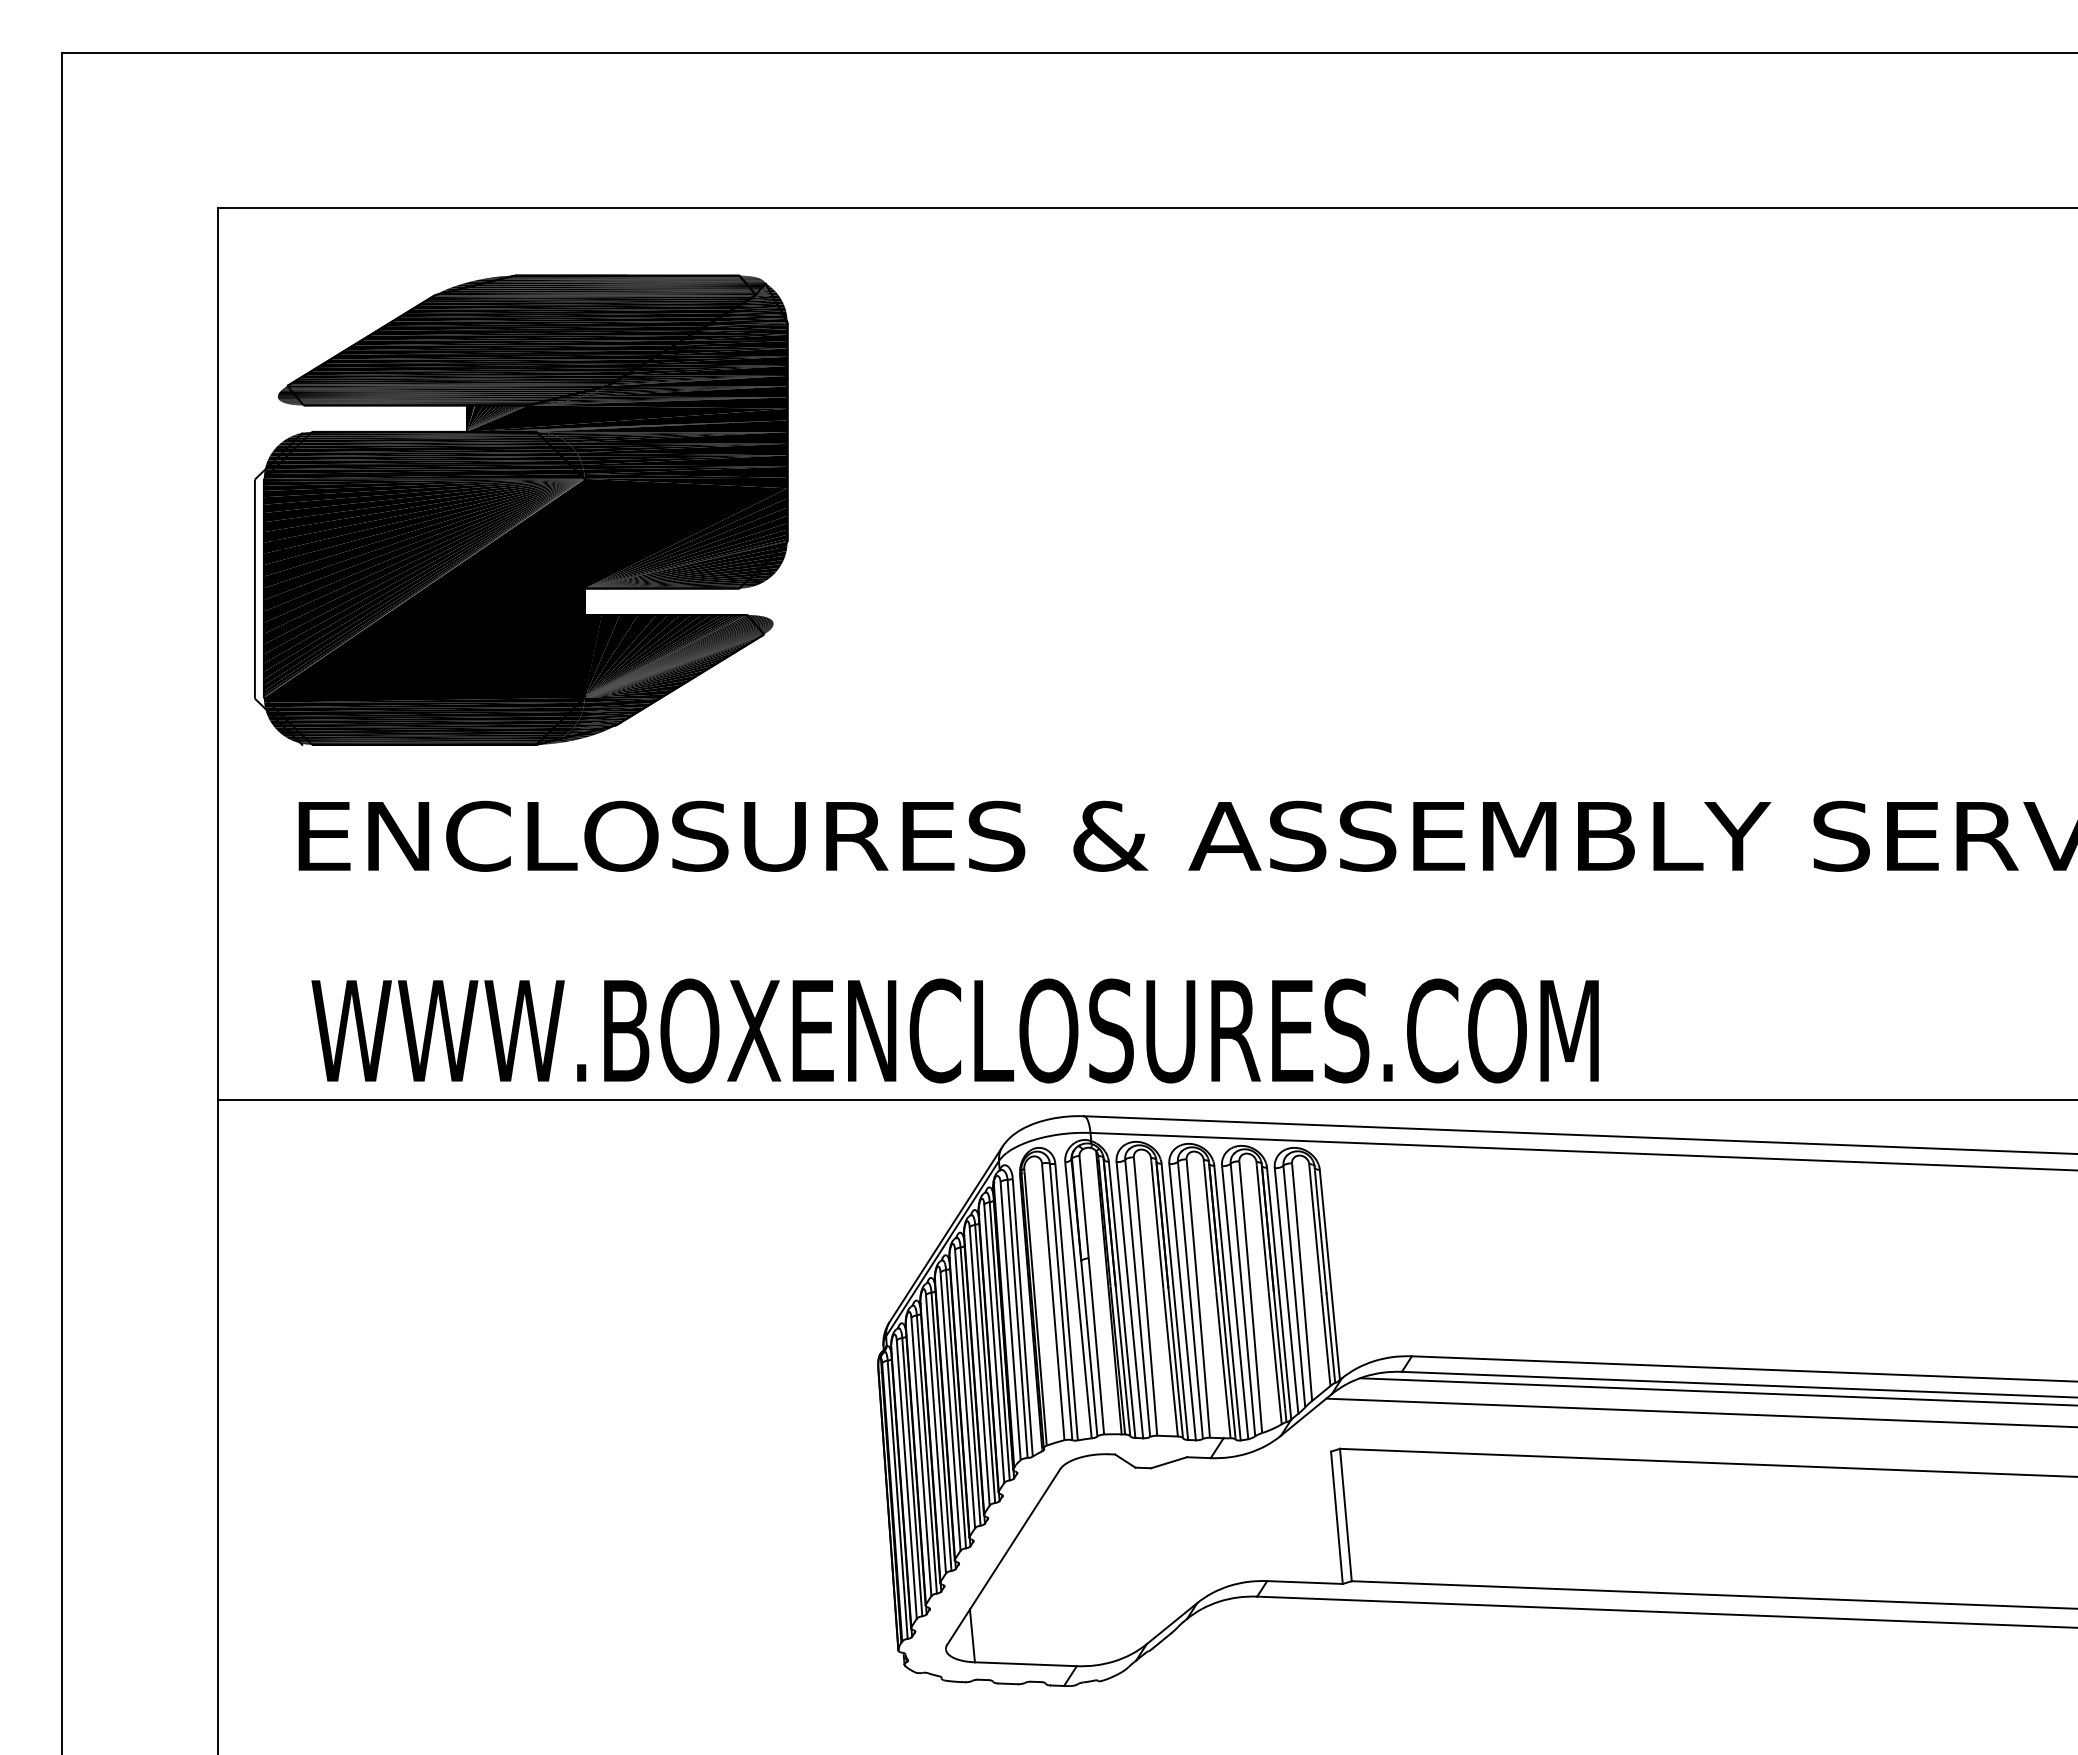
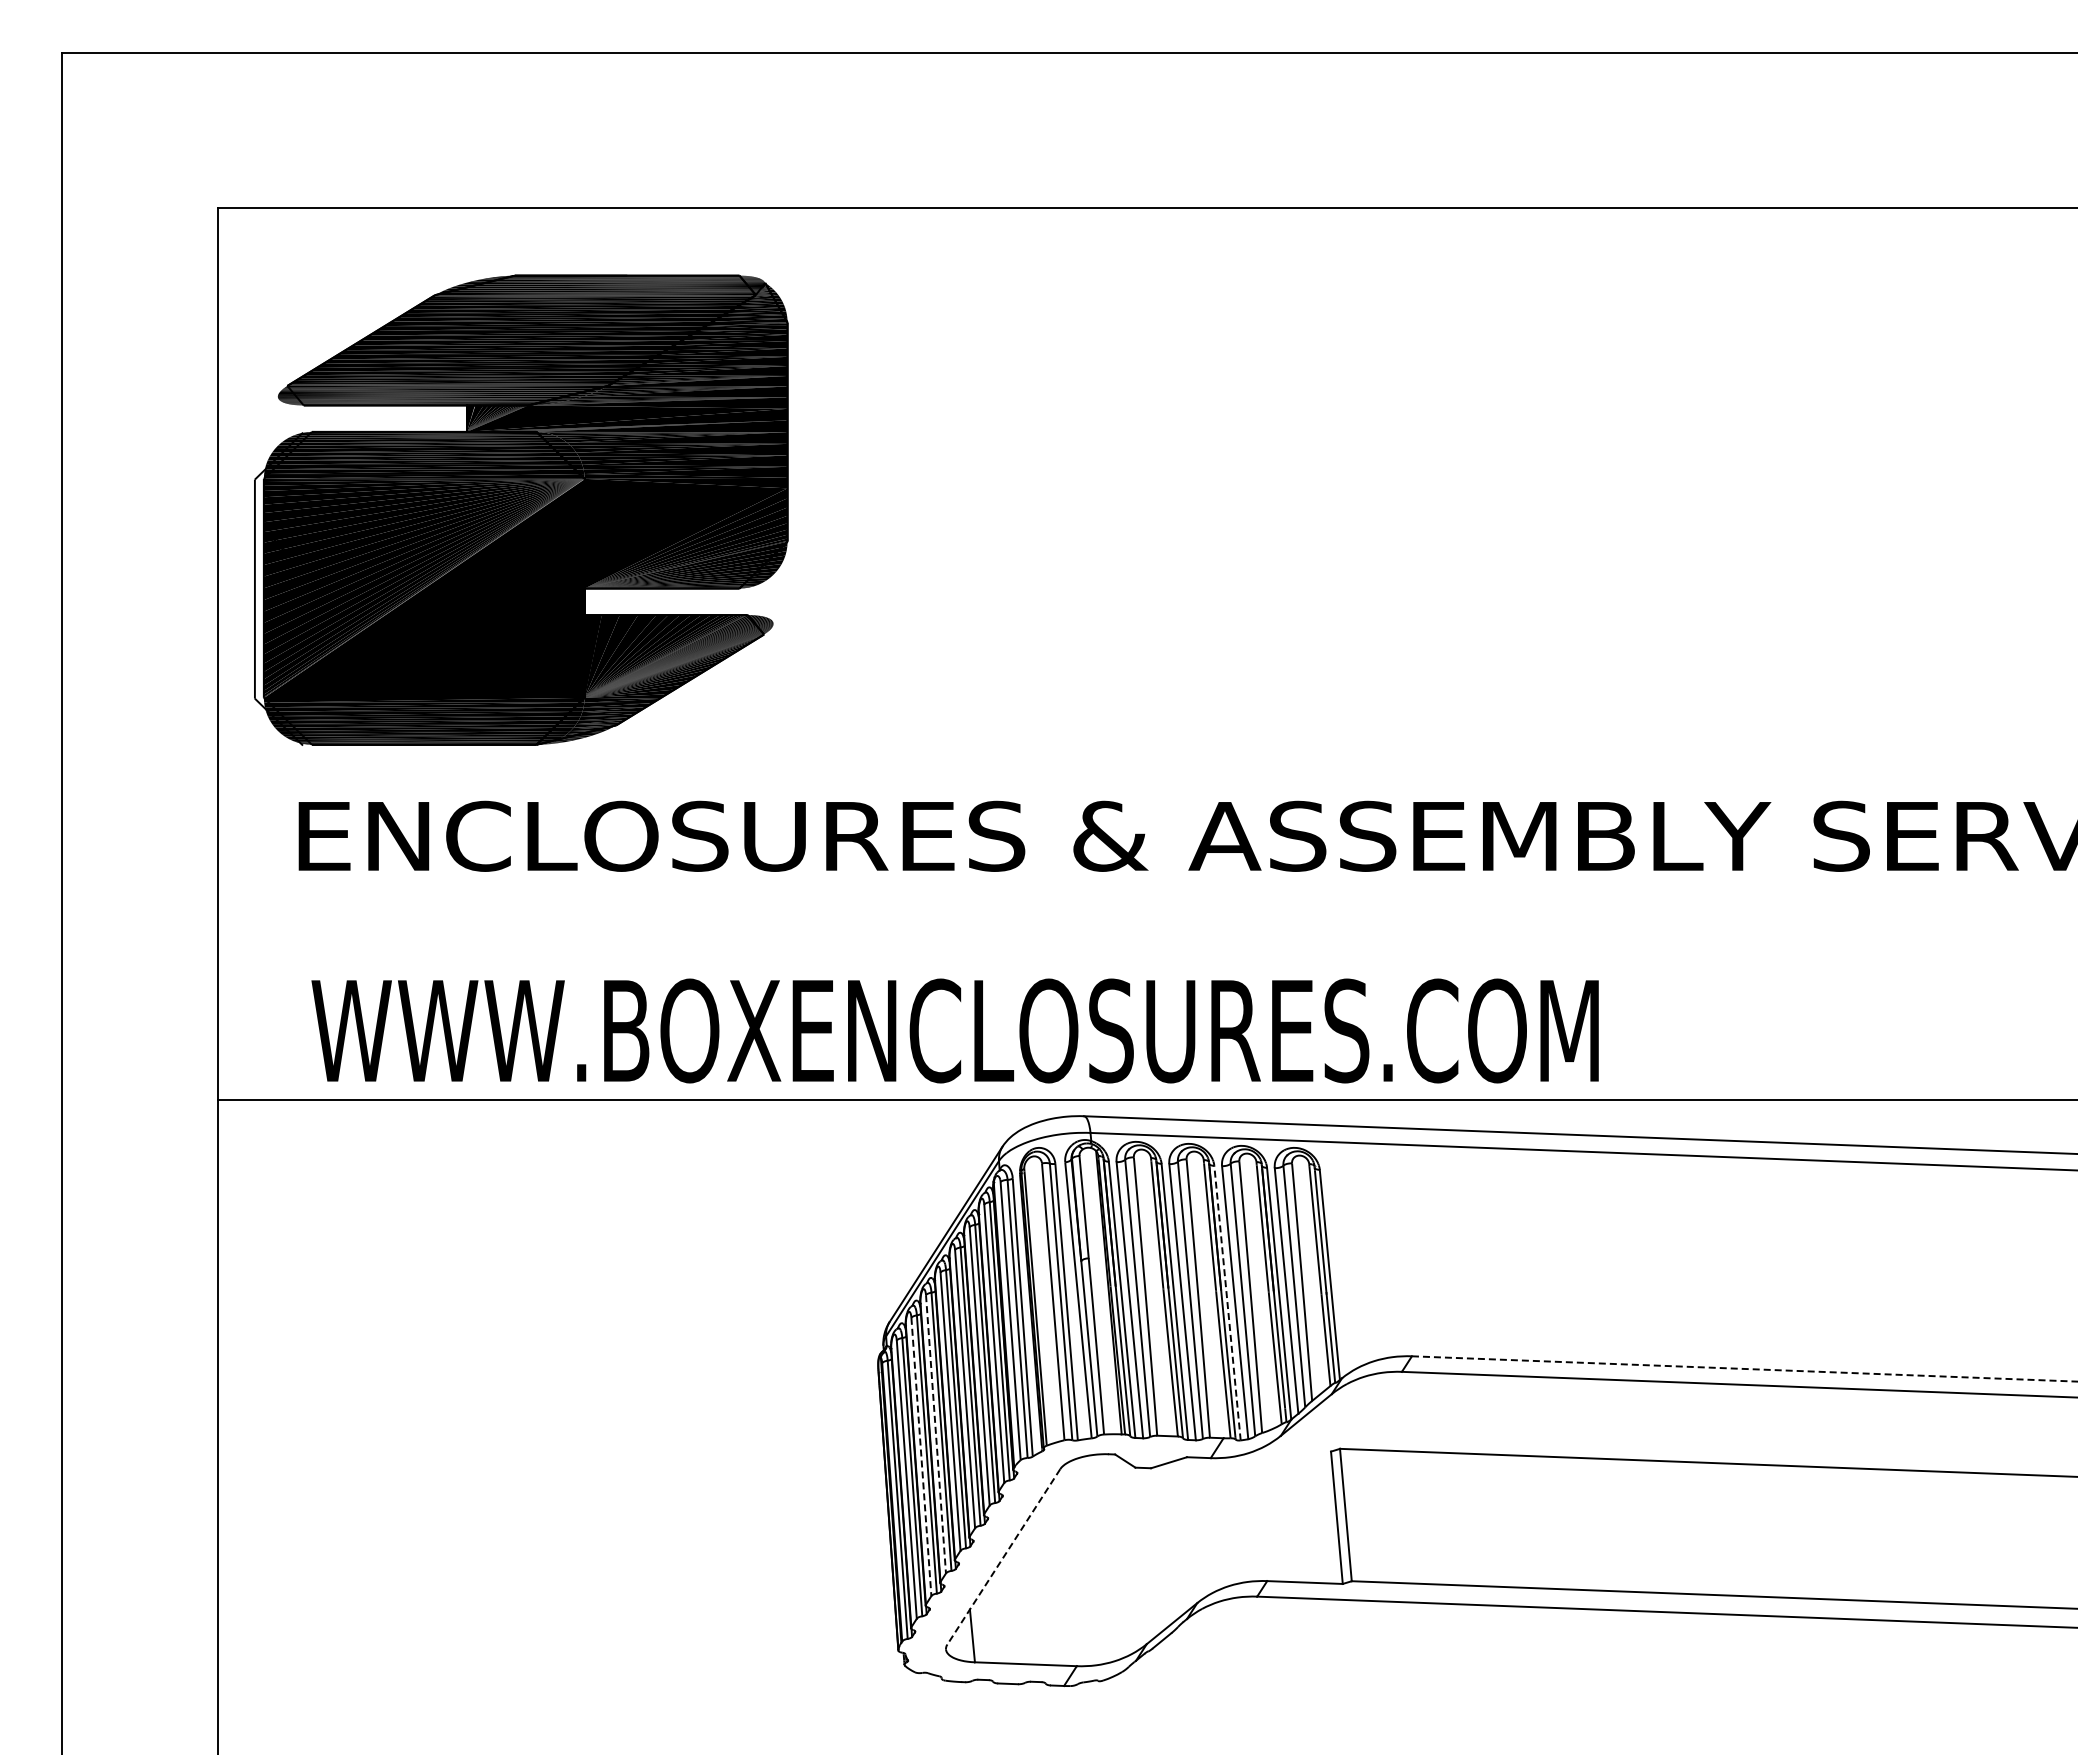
line: solid -> dashed (1227, 1303)
line: solid -> dashed (1744, 1368)
line: present -> none (1717, 1391)
line: present -> none (1700, 1412)
line: solid -> dashed (936, 1434)
line: solid -> dashed (921, 1457)
line: solid -> dashed (1003, 1557)
